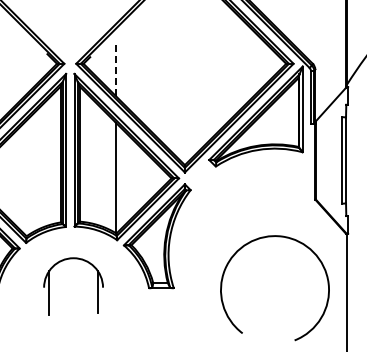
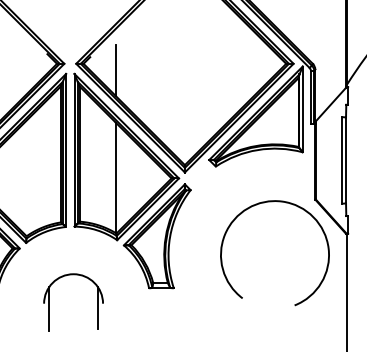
line: dashed -> solid (115, 70)
arc position: (257, 240) -> (257, 205) (257, 205)
part position: (49, 286) -> (49, 302) (49, 302)
